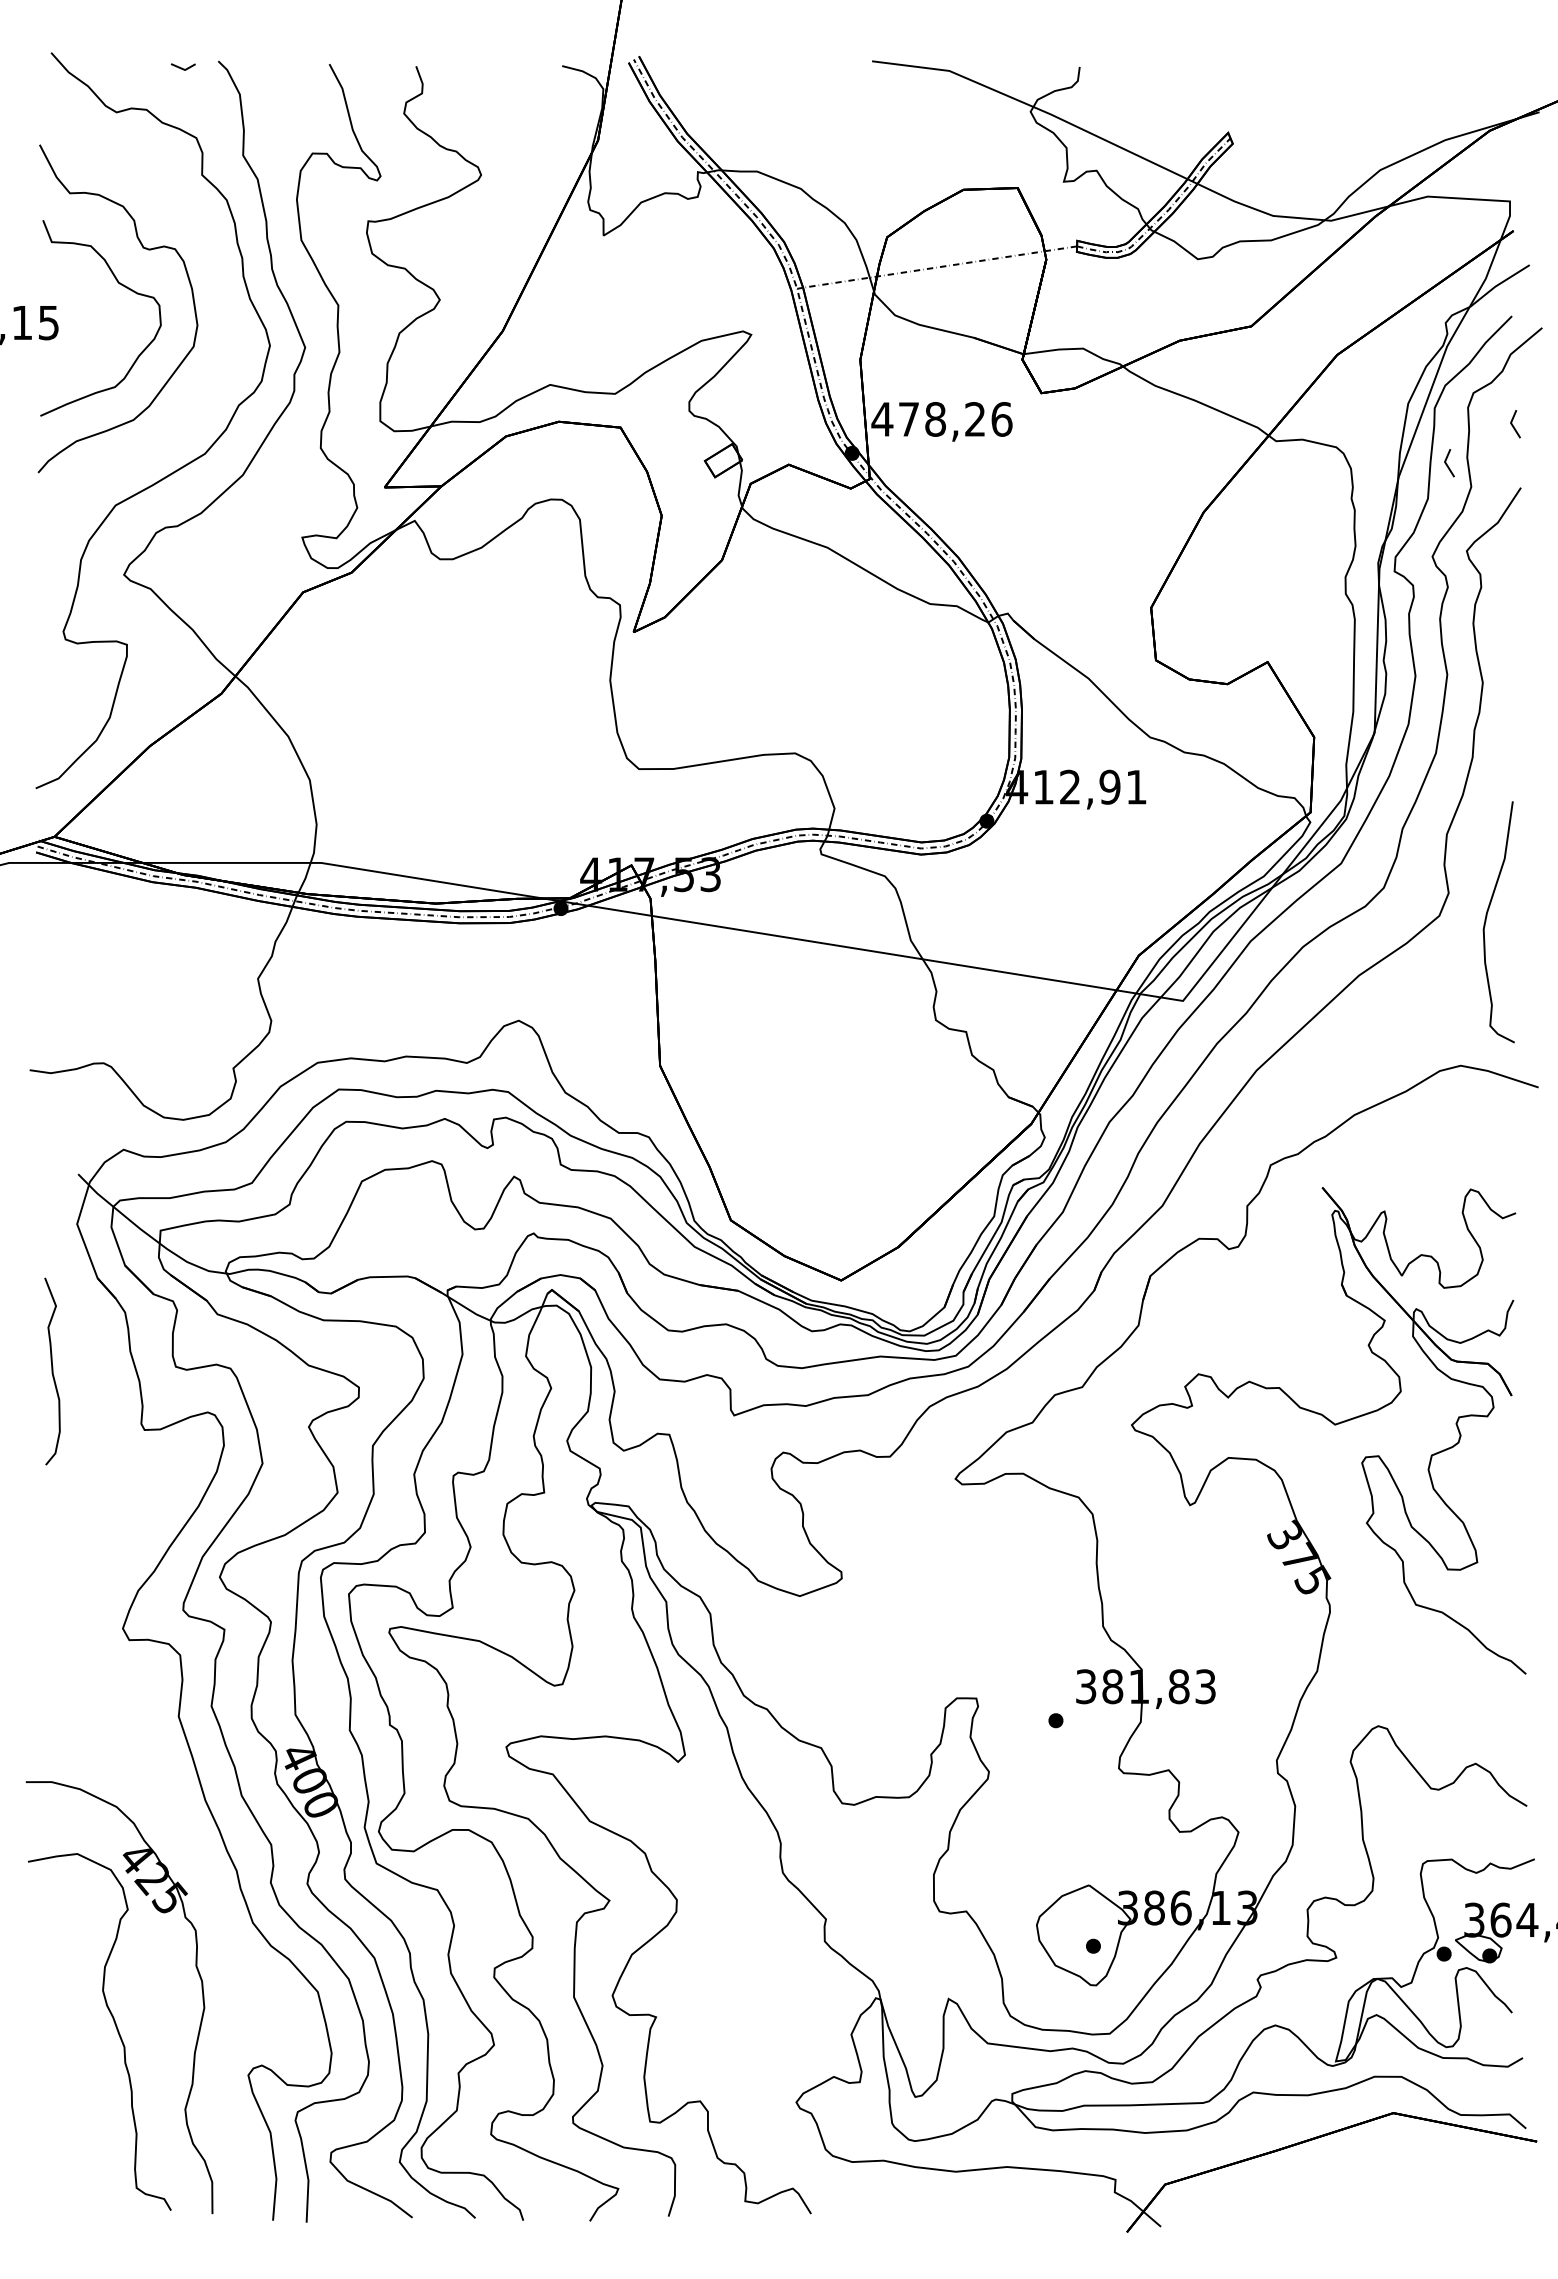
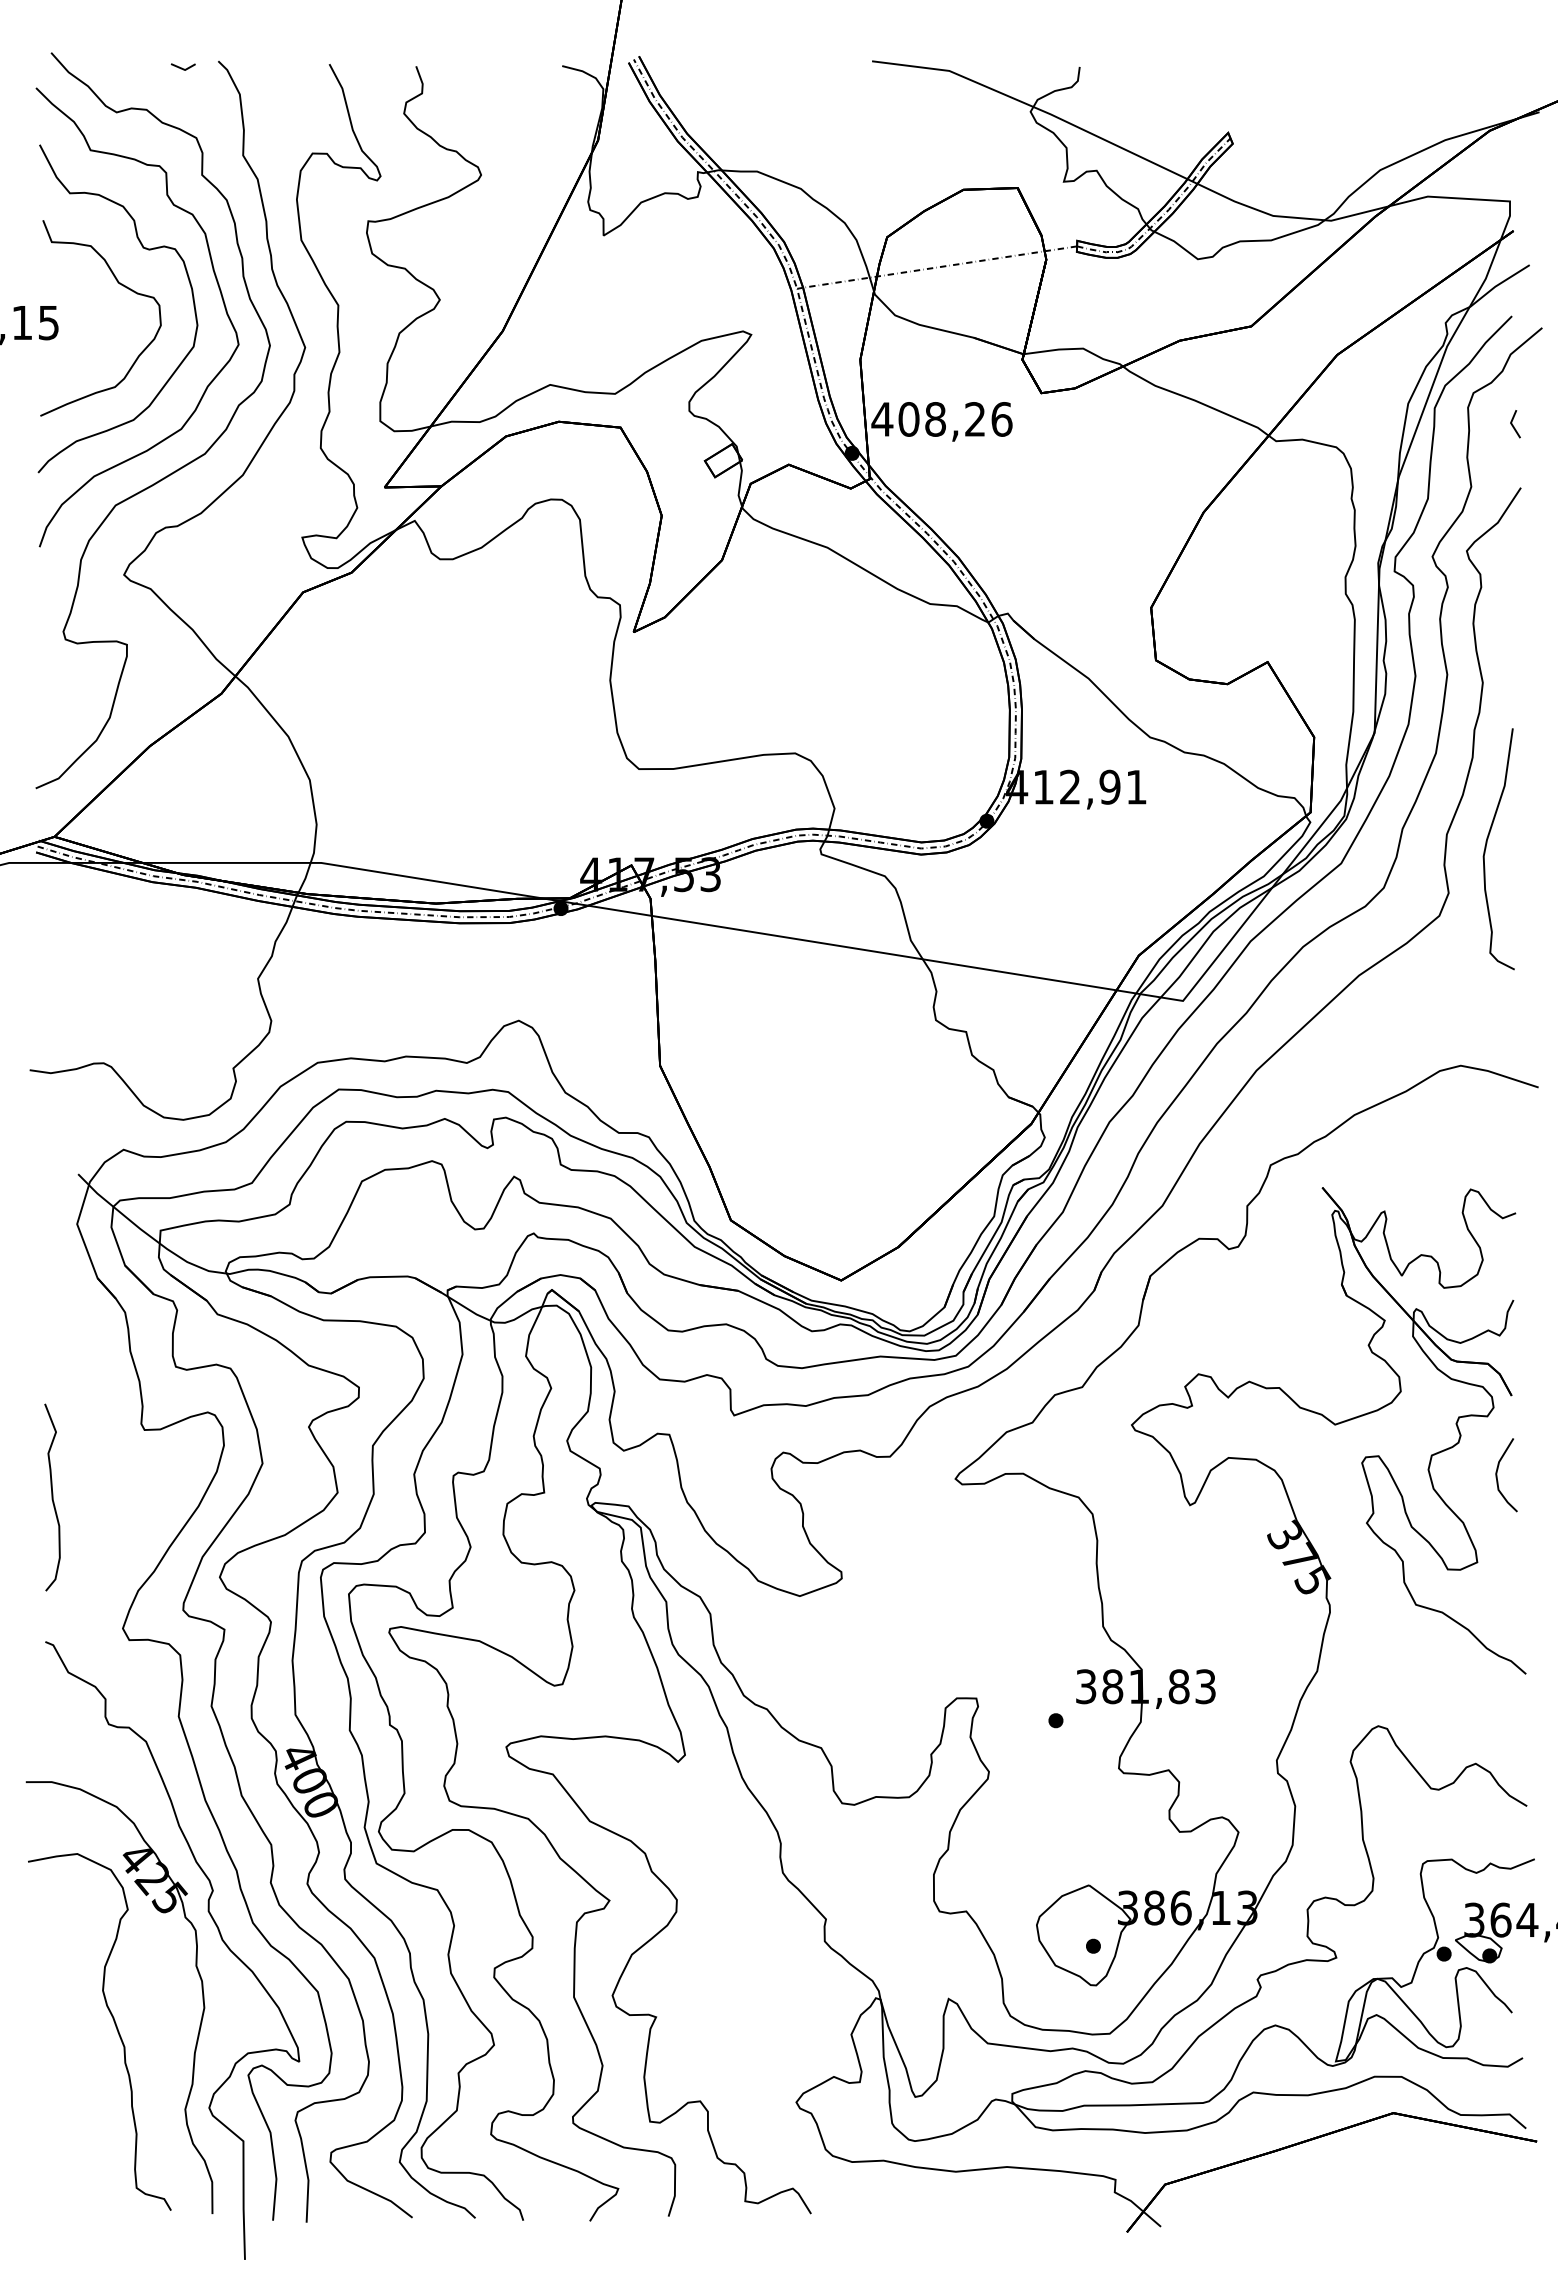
curve: none -> present (219, 291)
text: 478,26 -> 408,26 (908, 419)
line: present -> none (1447, 464)
curve position: (1486, 921) -> (1486, 848) (1486, 848)
curve position: (52, 1371) -> (52, 1497) (52, 1497)
curve: none -> present (1497, 1475)
curve: none -> present (219, 1935)
